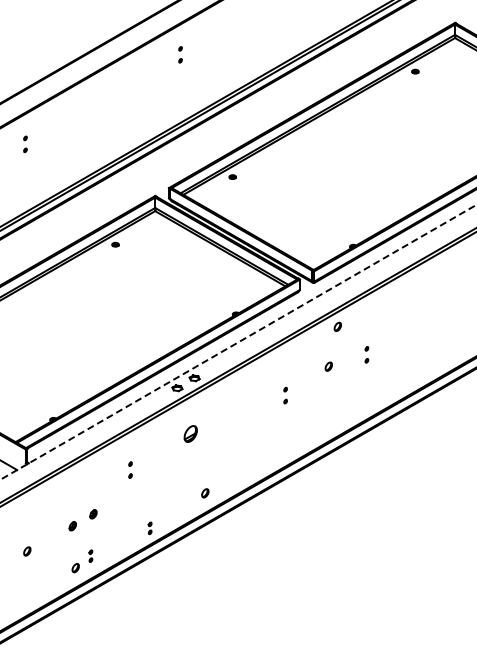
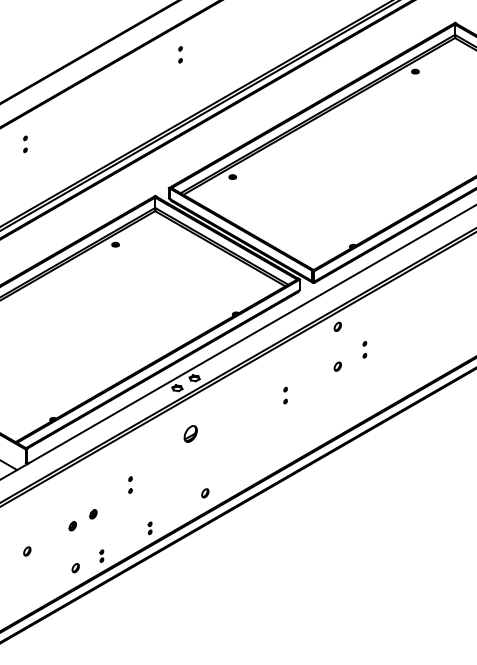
line: dashed -> solid (238, 342)
part position: (366, 354) -> (364, 349) (364, 349)
part position: (328, 366) -> (337, 366) (337, 366)
part position: (130, 469) -> (130, 484) (130, 484)
part position: (90, 555) -> (101, 555) (101, 555)
